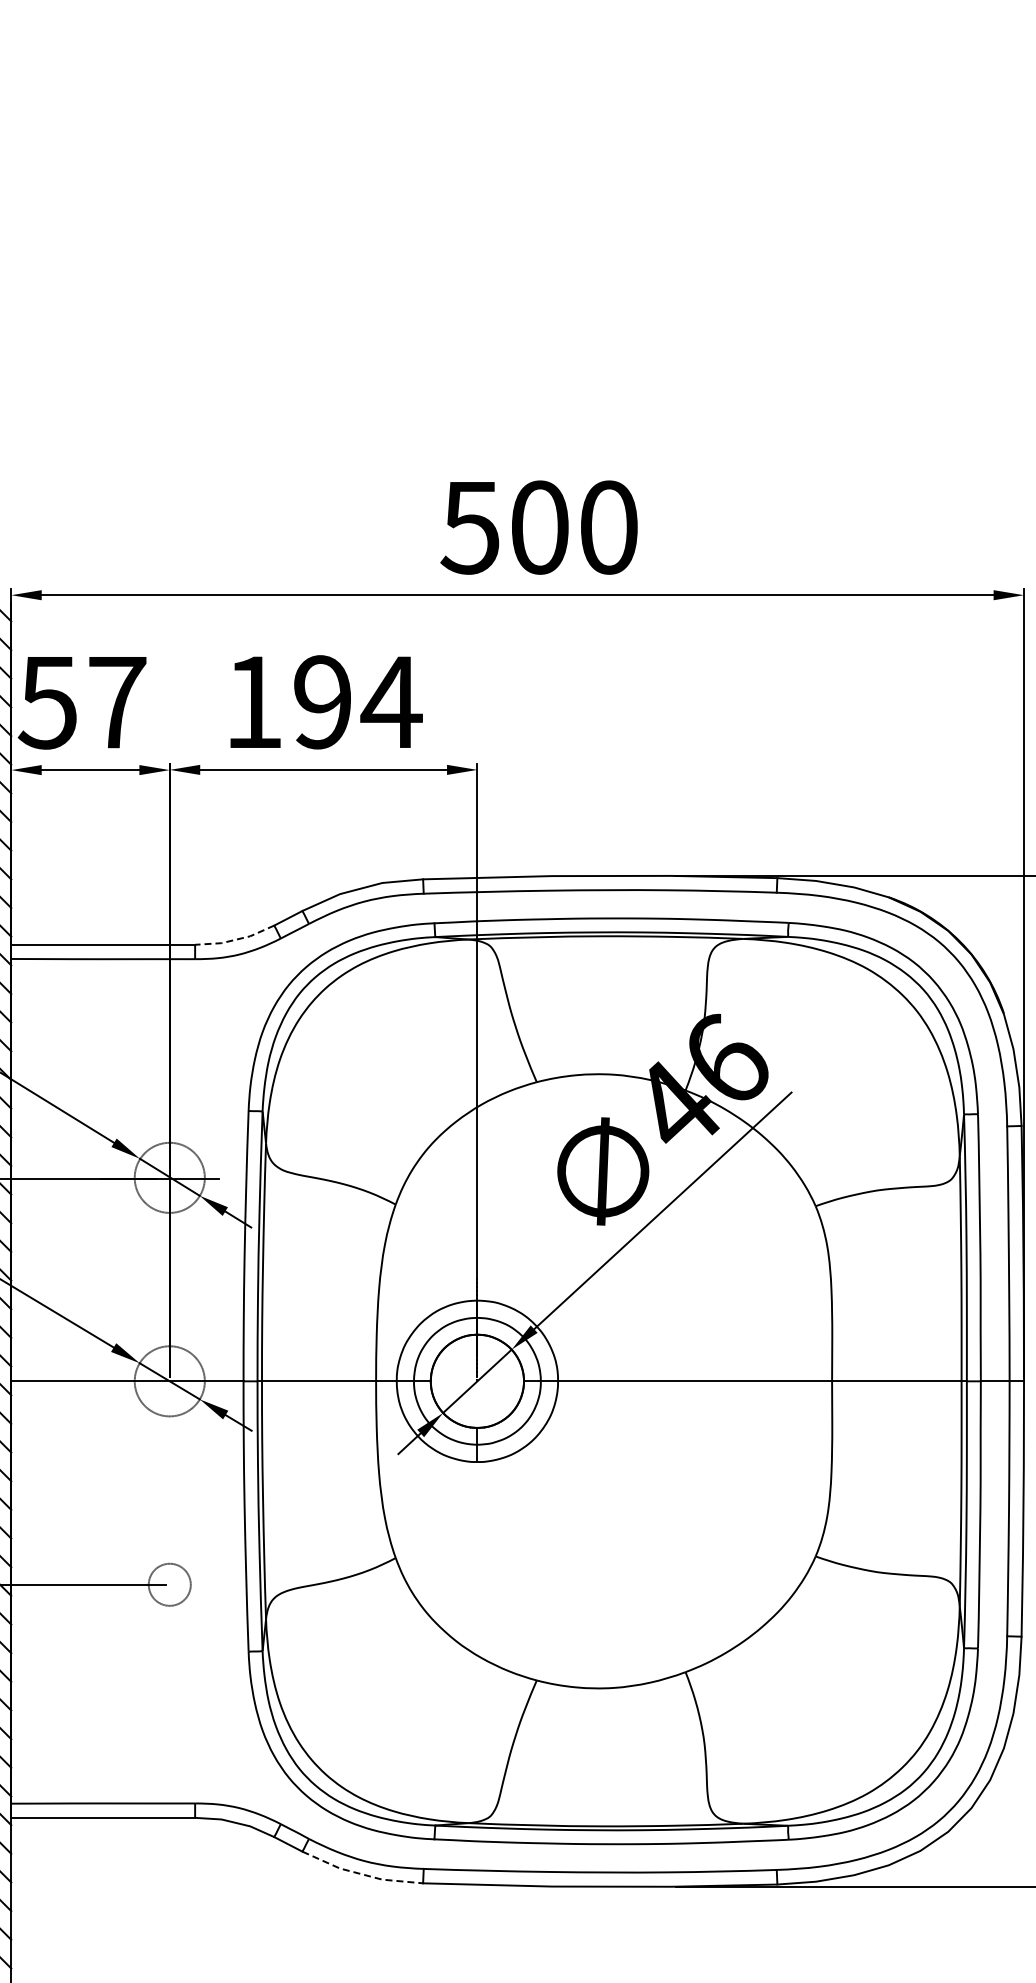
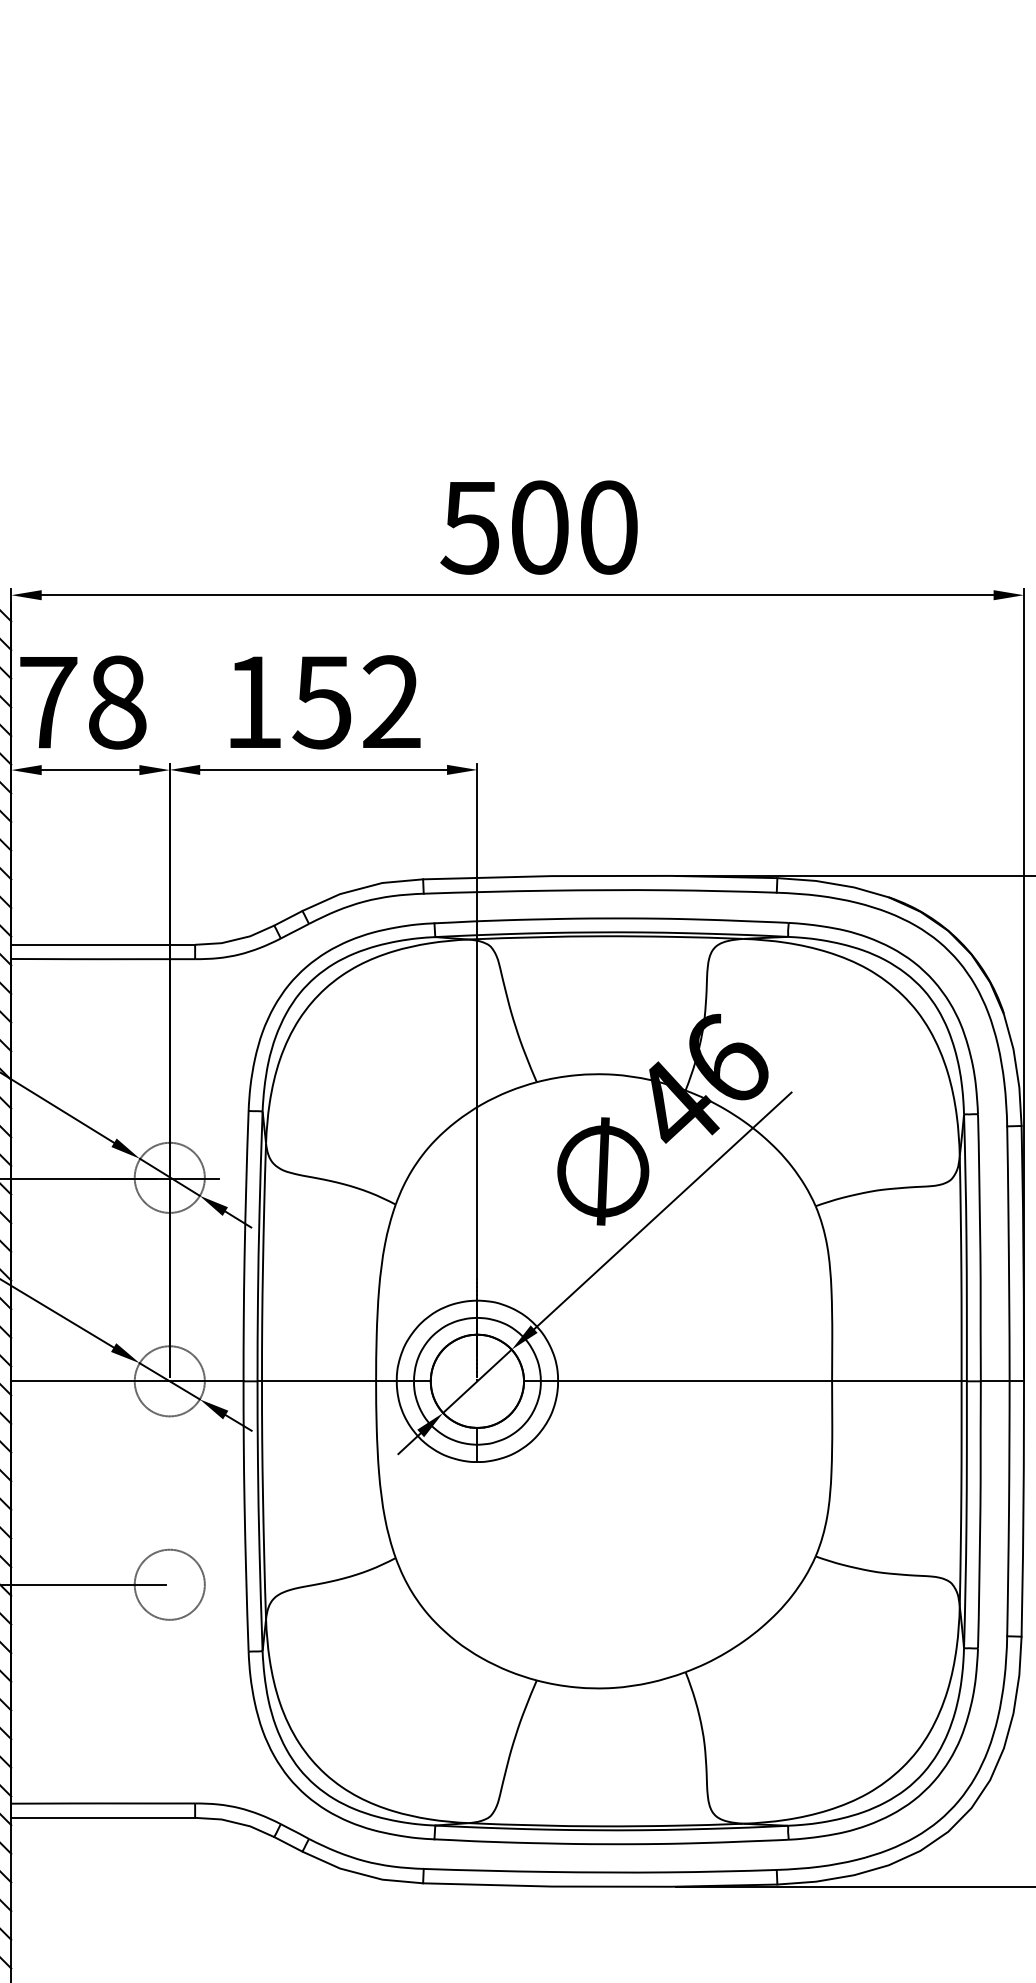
text: 57 -> 78 (81, 702)
text: 194 -> 152 (357, 702)
line: dashed -> solid (235, 939)
circle diameter: 42 px -> 70 px (169, 1584)
line: dashed -> solid (361, 1874)
